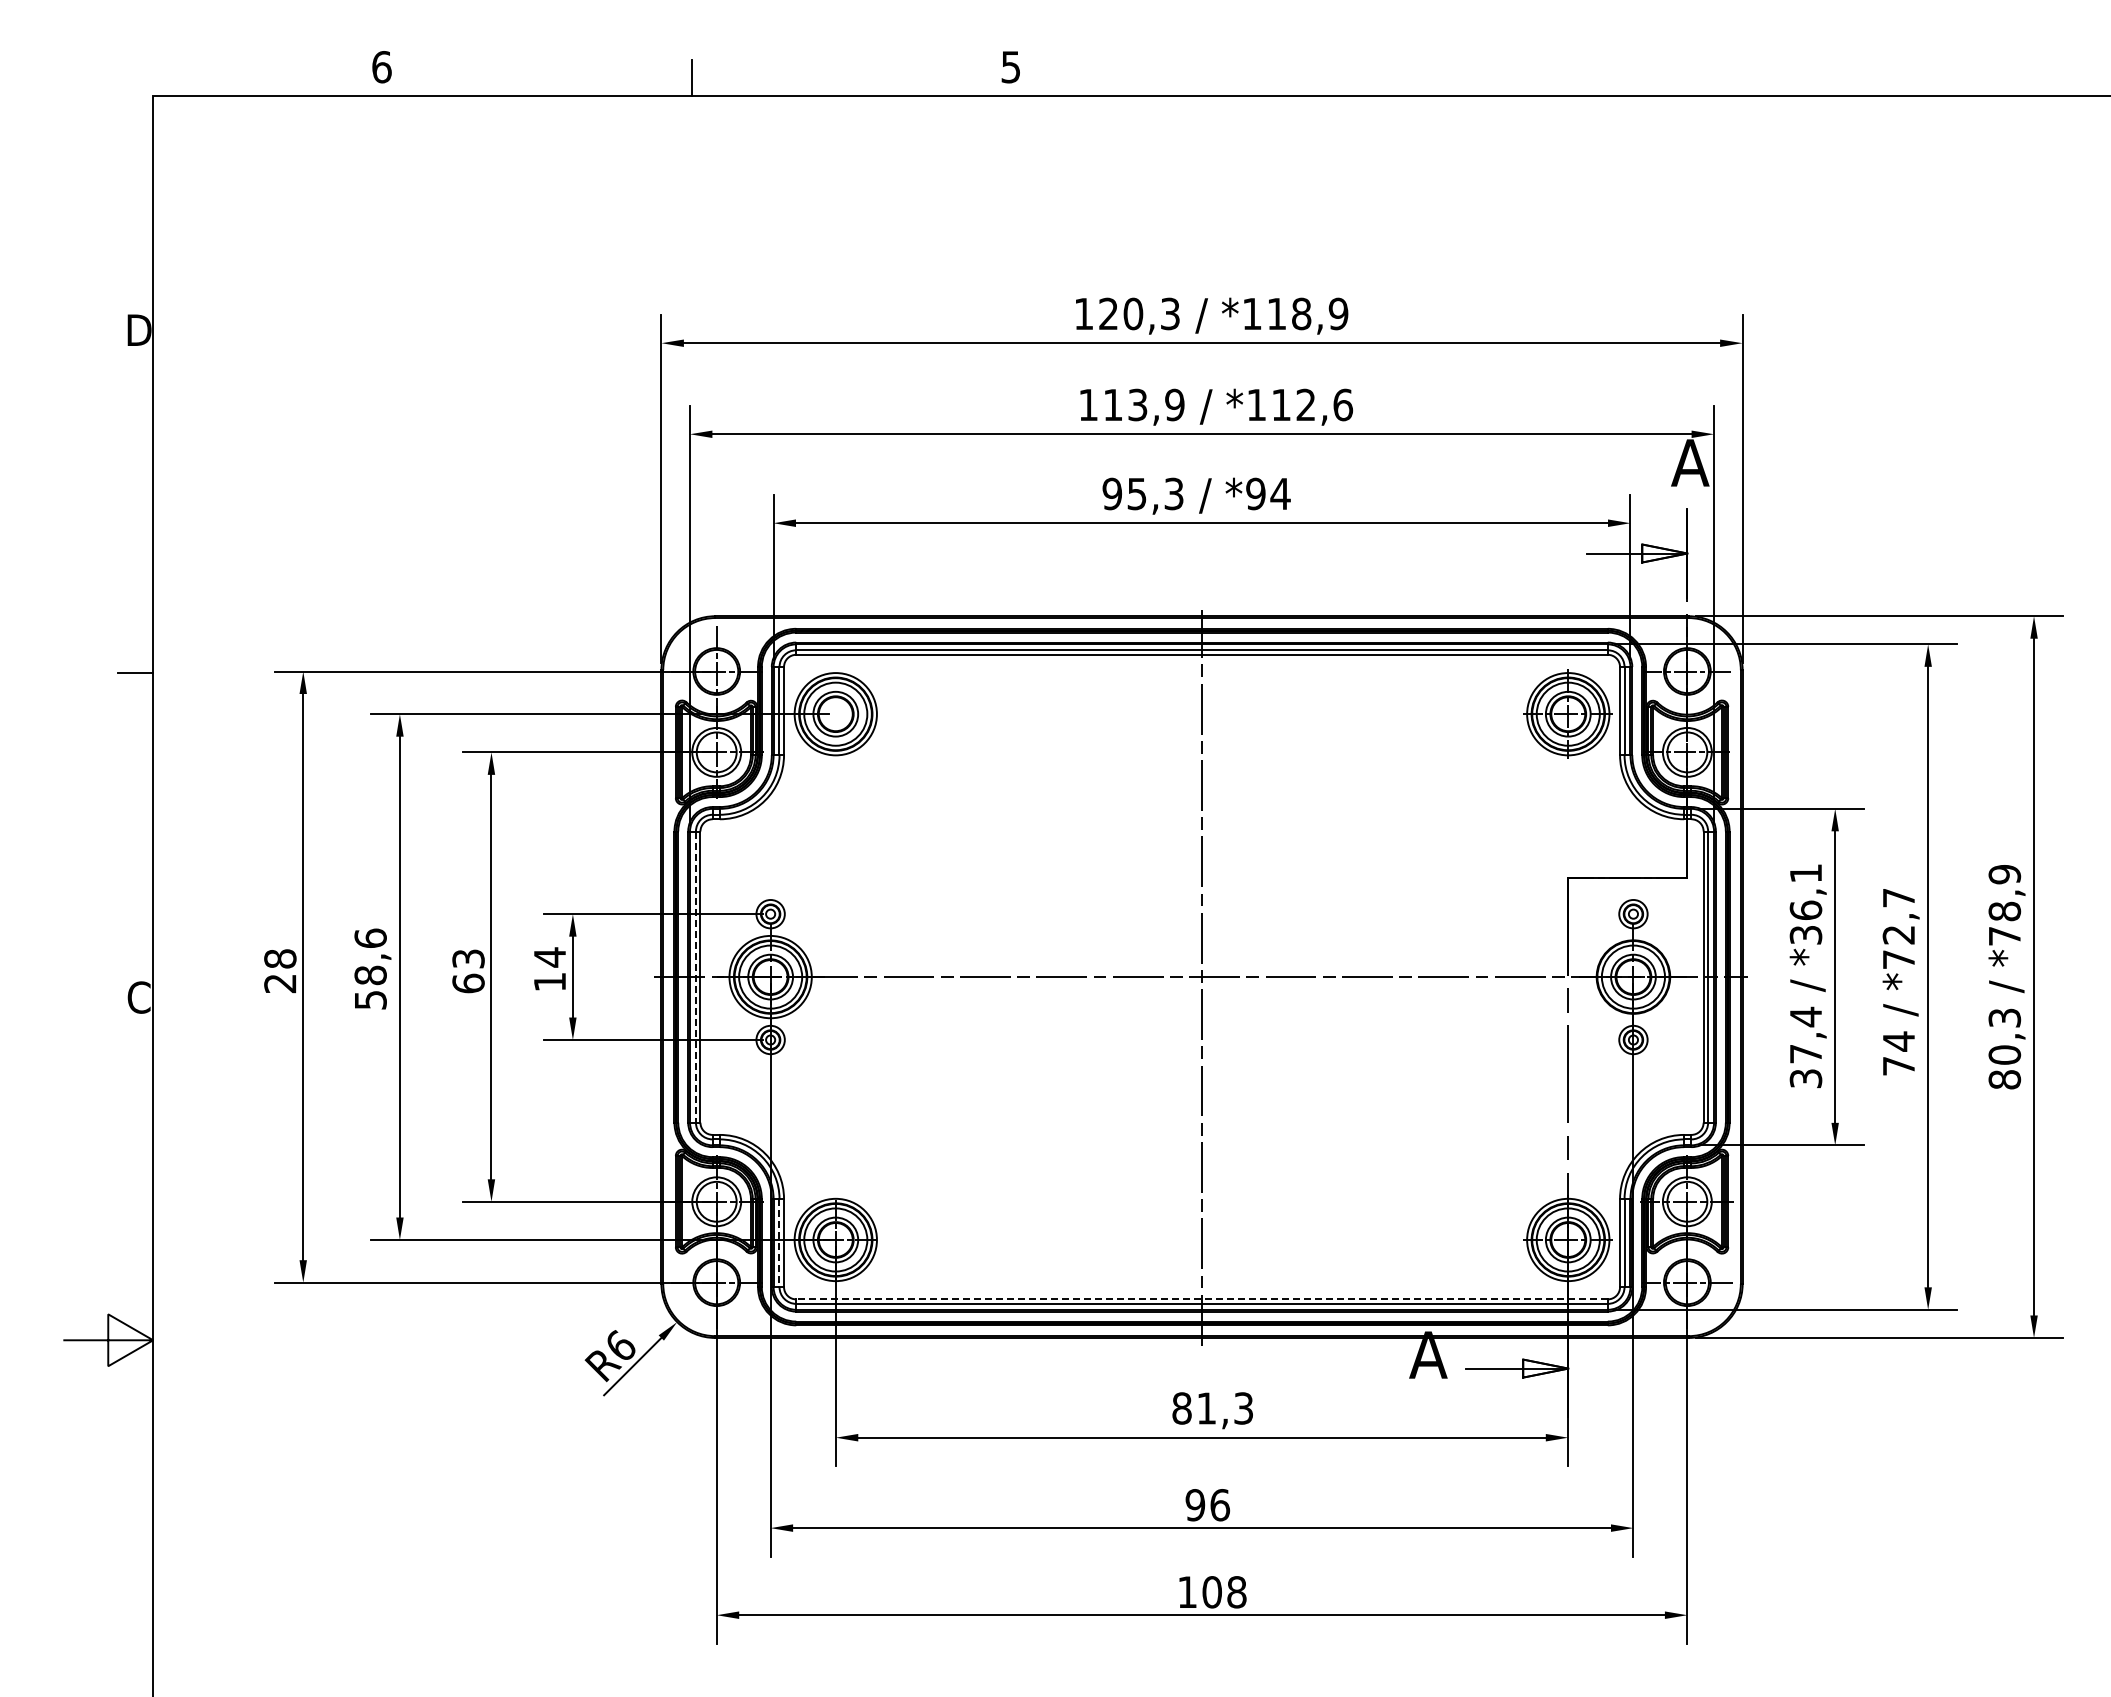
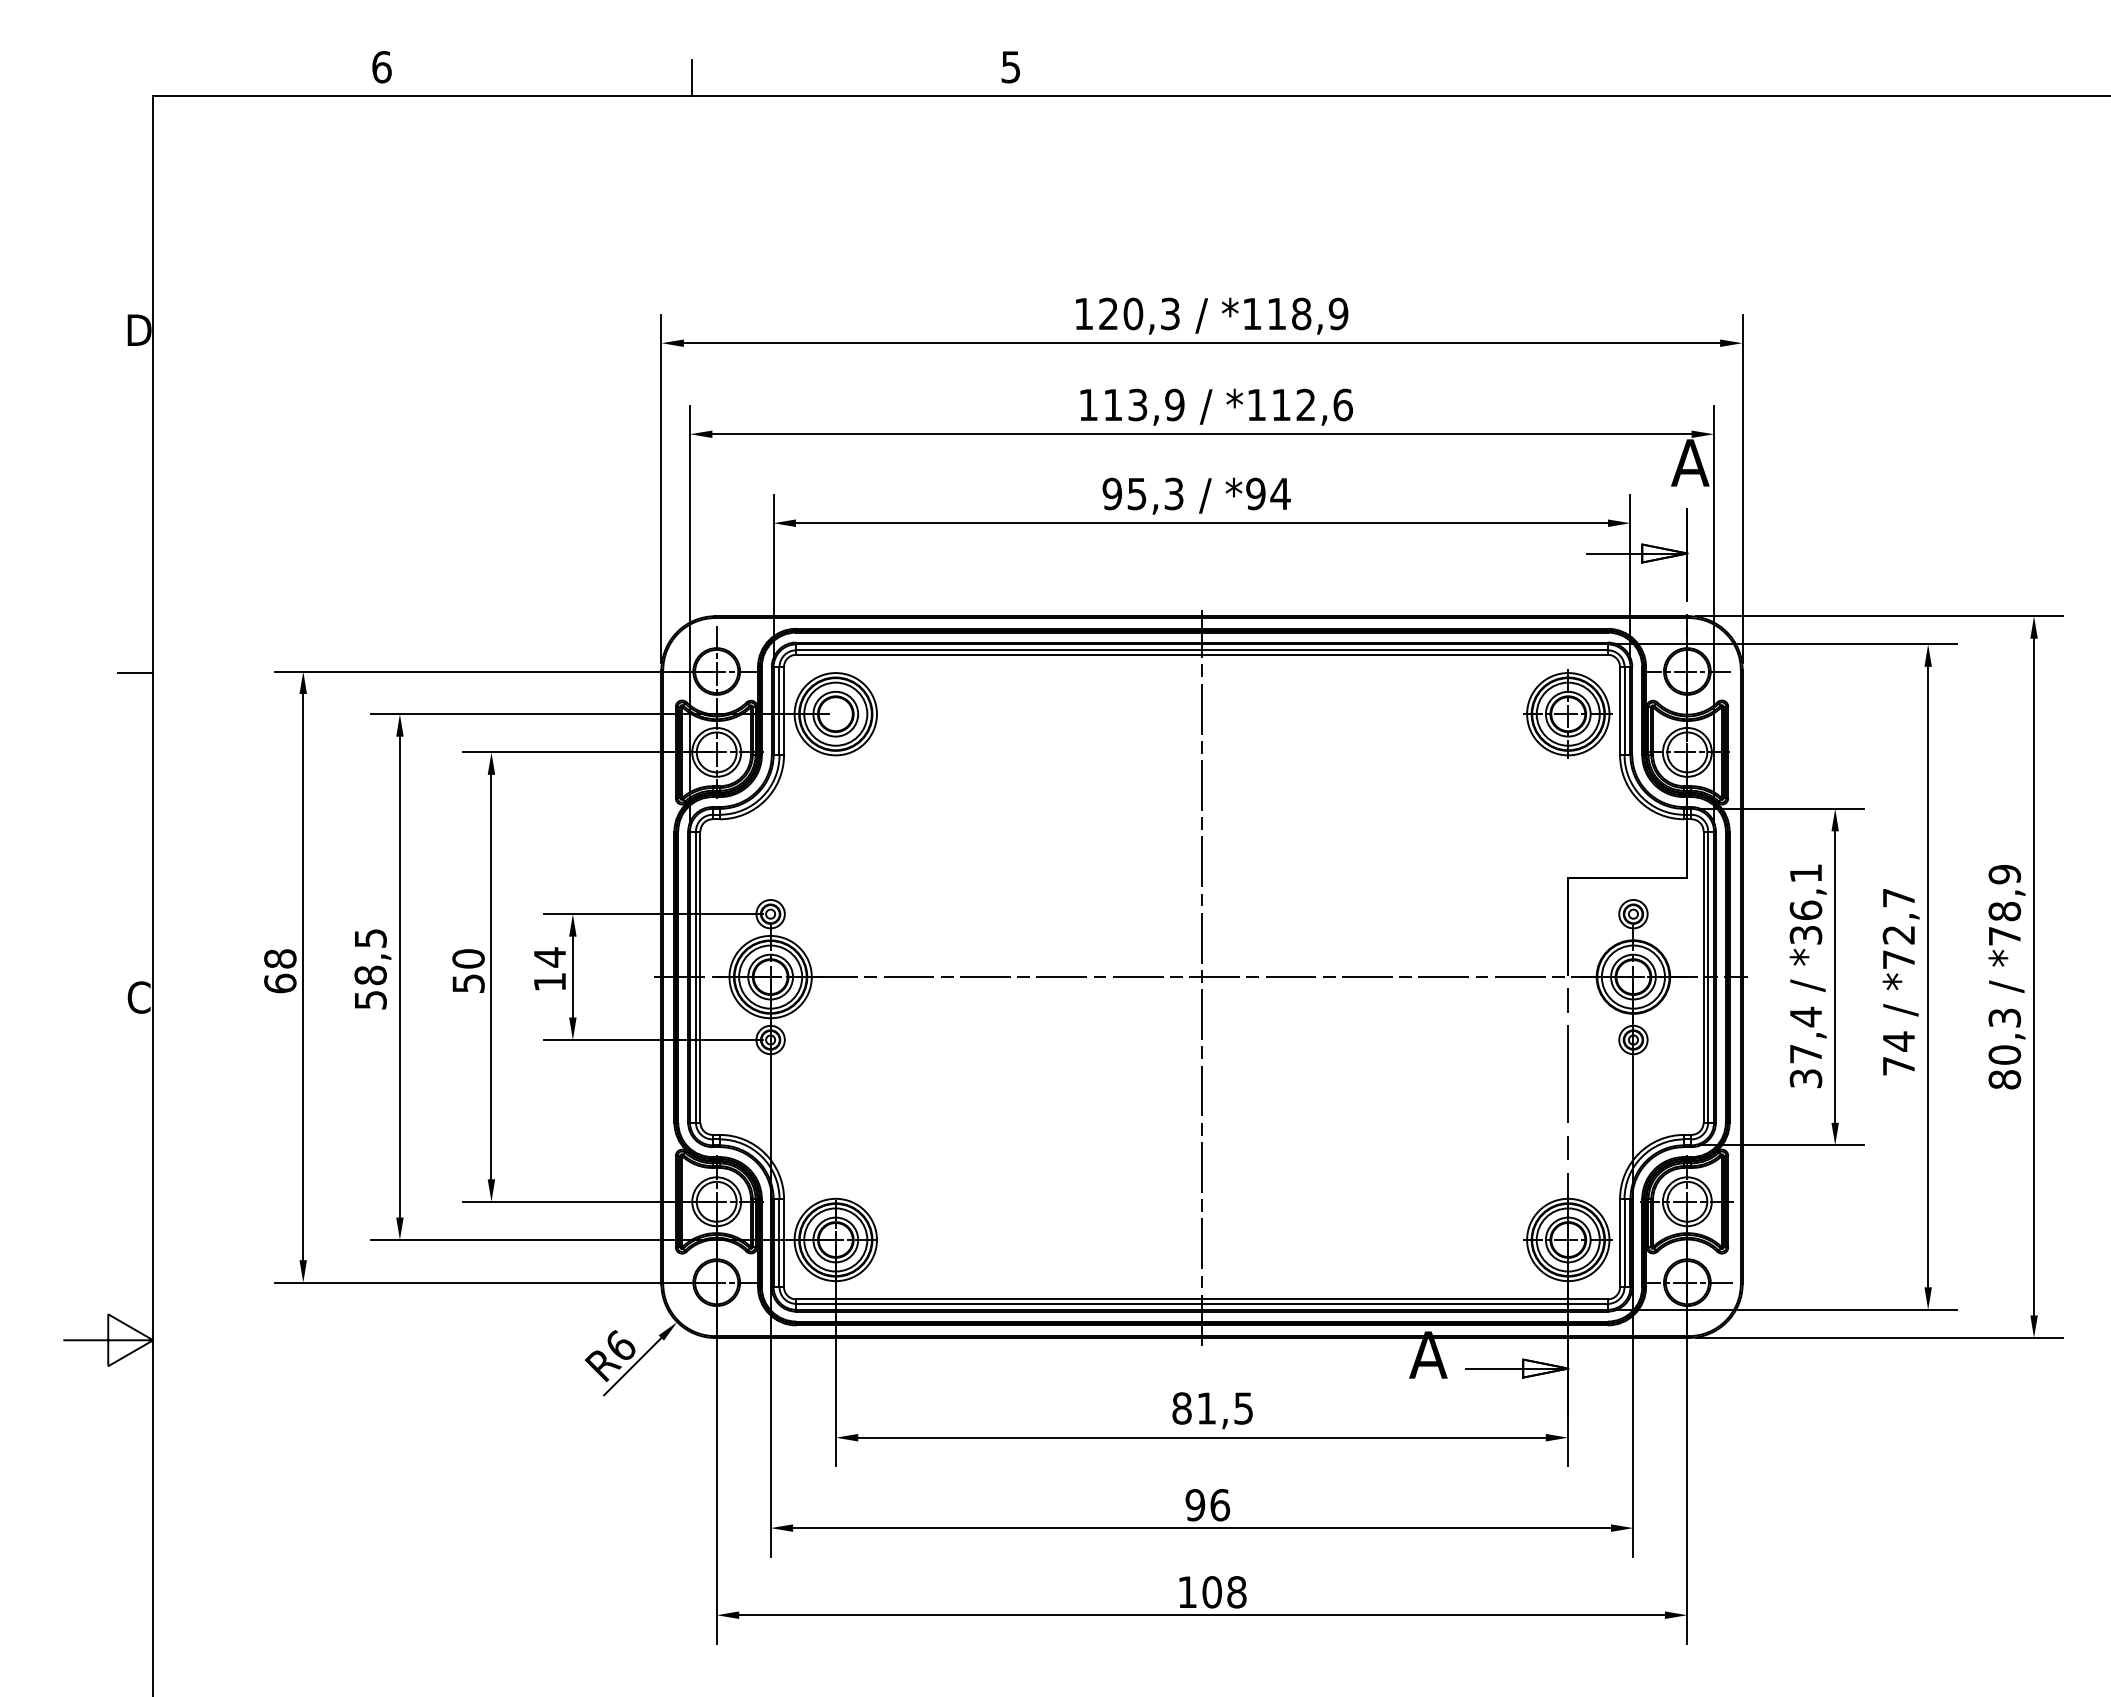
text: 58,6 -> 58,5 (370, 937)
text: 63 -> 50 (468, 971)
line: dashed -> solid (695, 977)
text: 28 -> 68 (280, 983)
line: dashed -> solid (779, 1243)
line: dashed -> solid (1202, 1299)
text: 81,3 -> 81,5 (1243, 1408)
